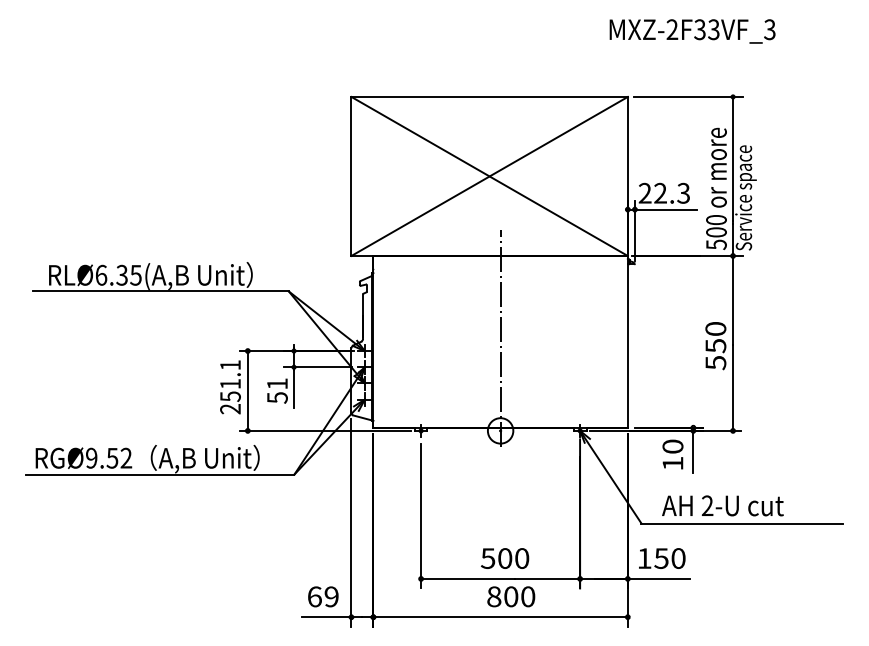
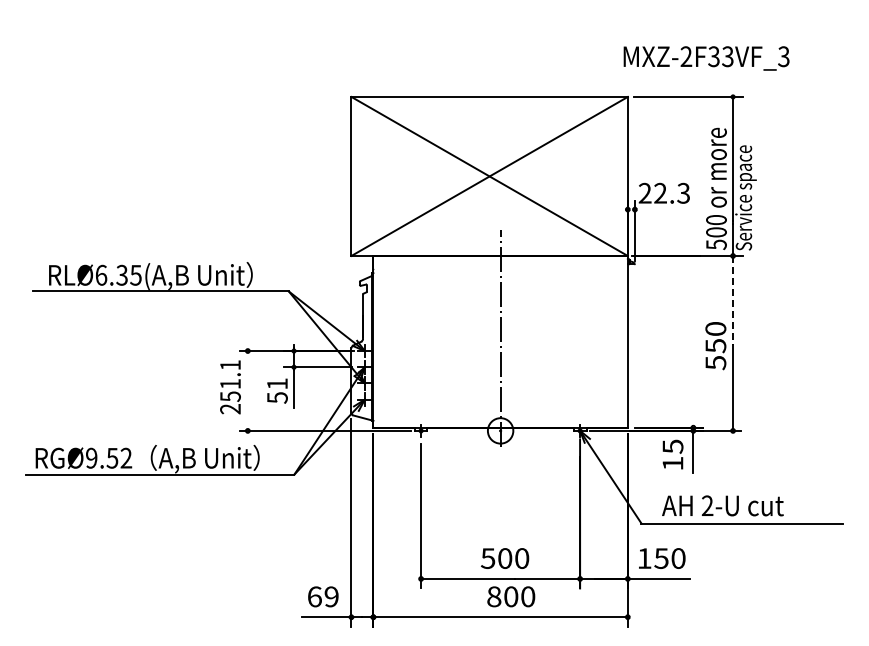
text position: (692, 31) -> (706, 58) (706, 58)
line: present -> none (662, 209)
line: solid -> dashed (733, 300)
line: present -> none (247, 390)
text: 10 -> 15 (672, 446)
